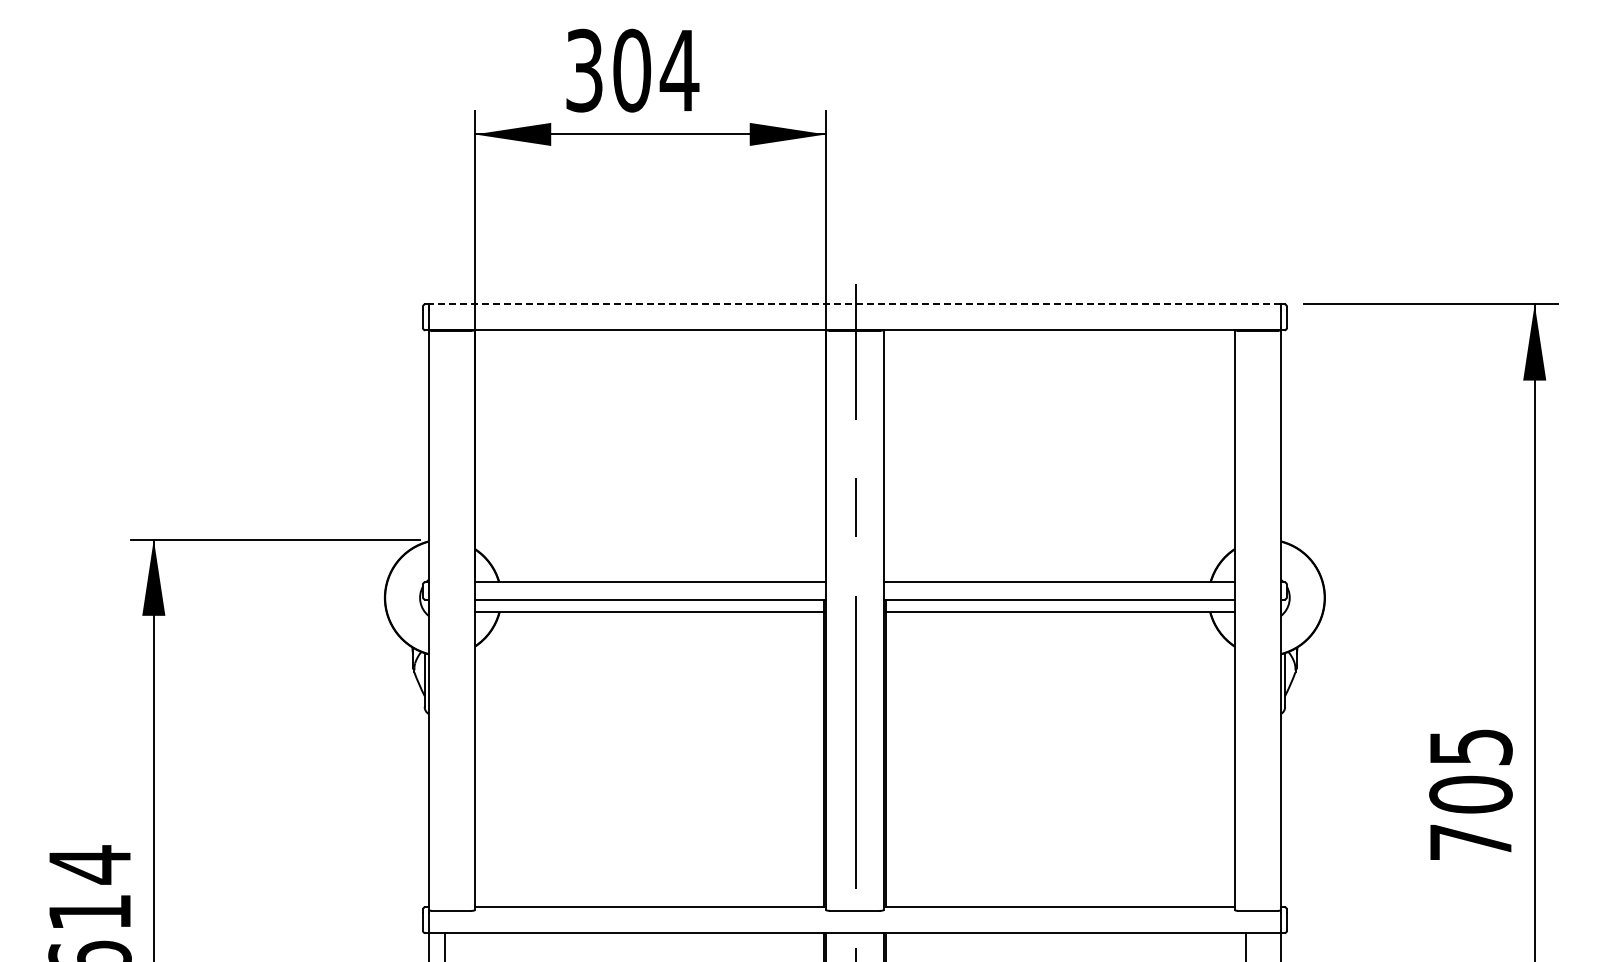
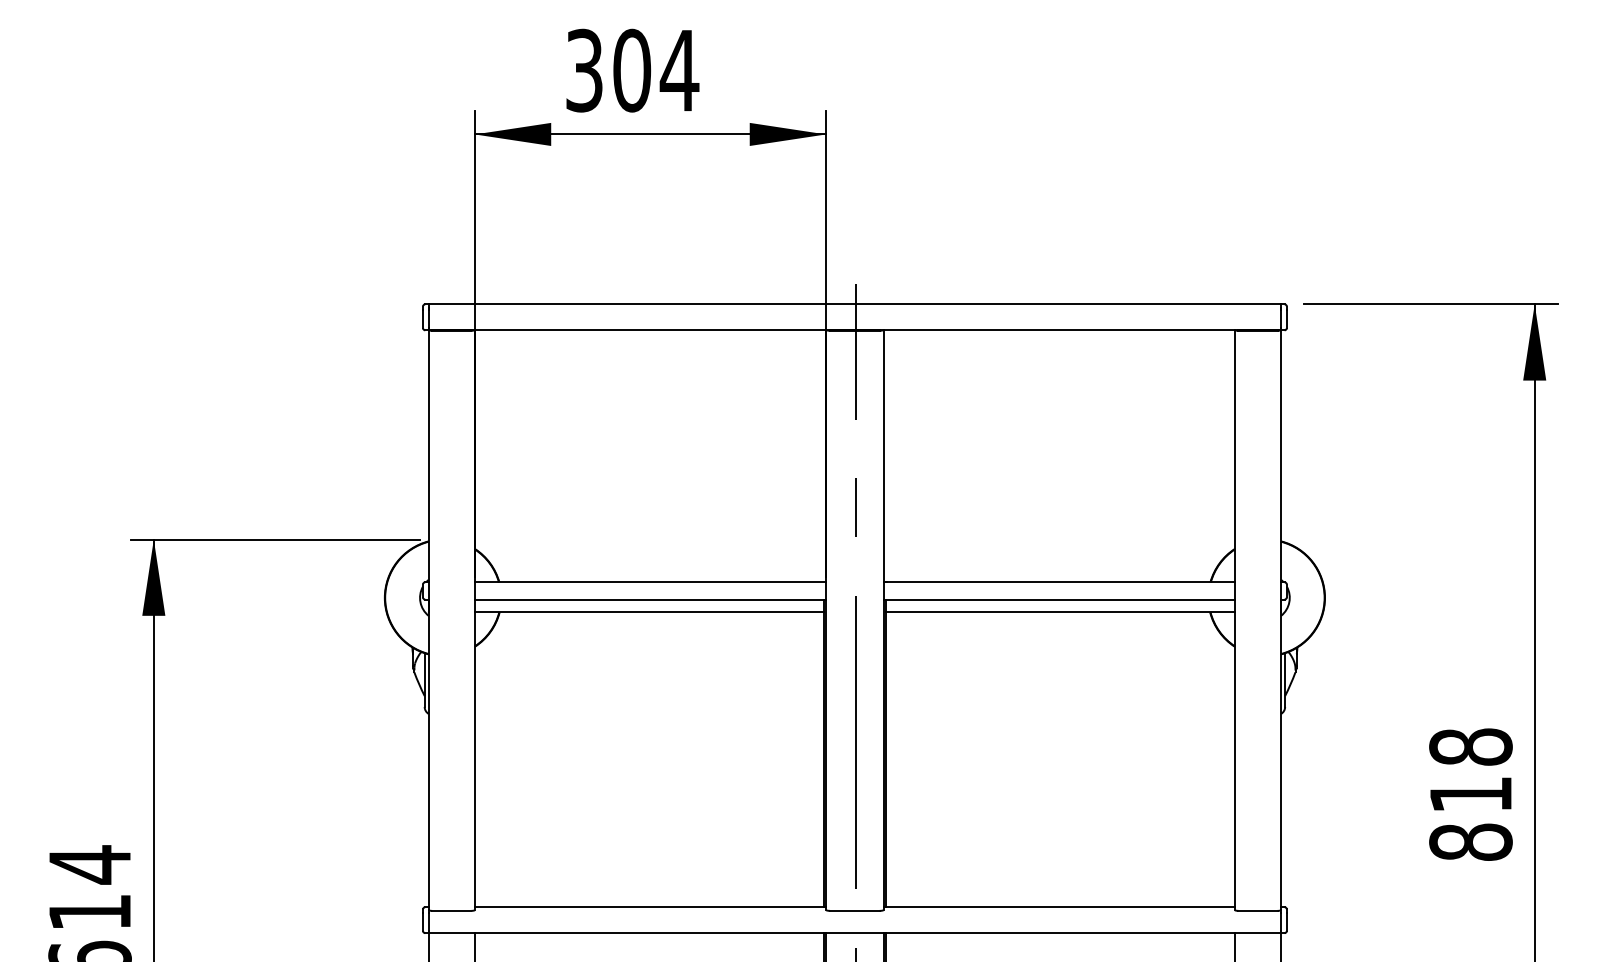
line: dashed -> solid (854, 304)
text: 705 -> 818 (1470, 794)
line position: (444, 945) -> (474, 945) (474, 945)
line position: (1245, 945) -> (1234, 945) (1234, 945)
